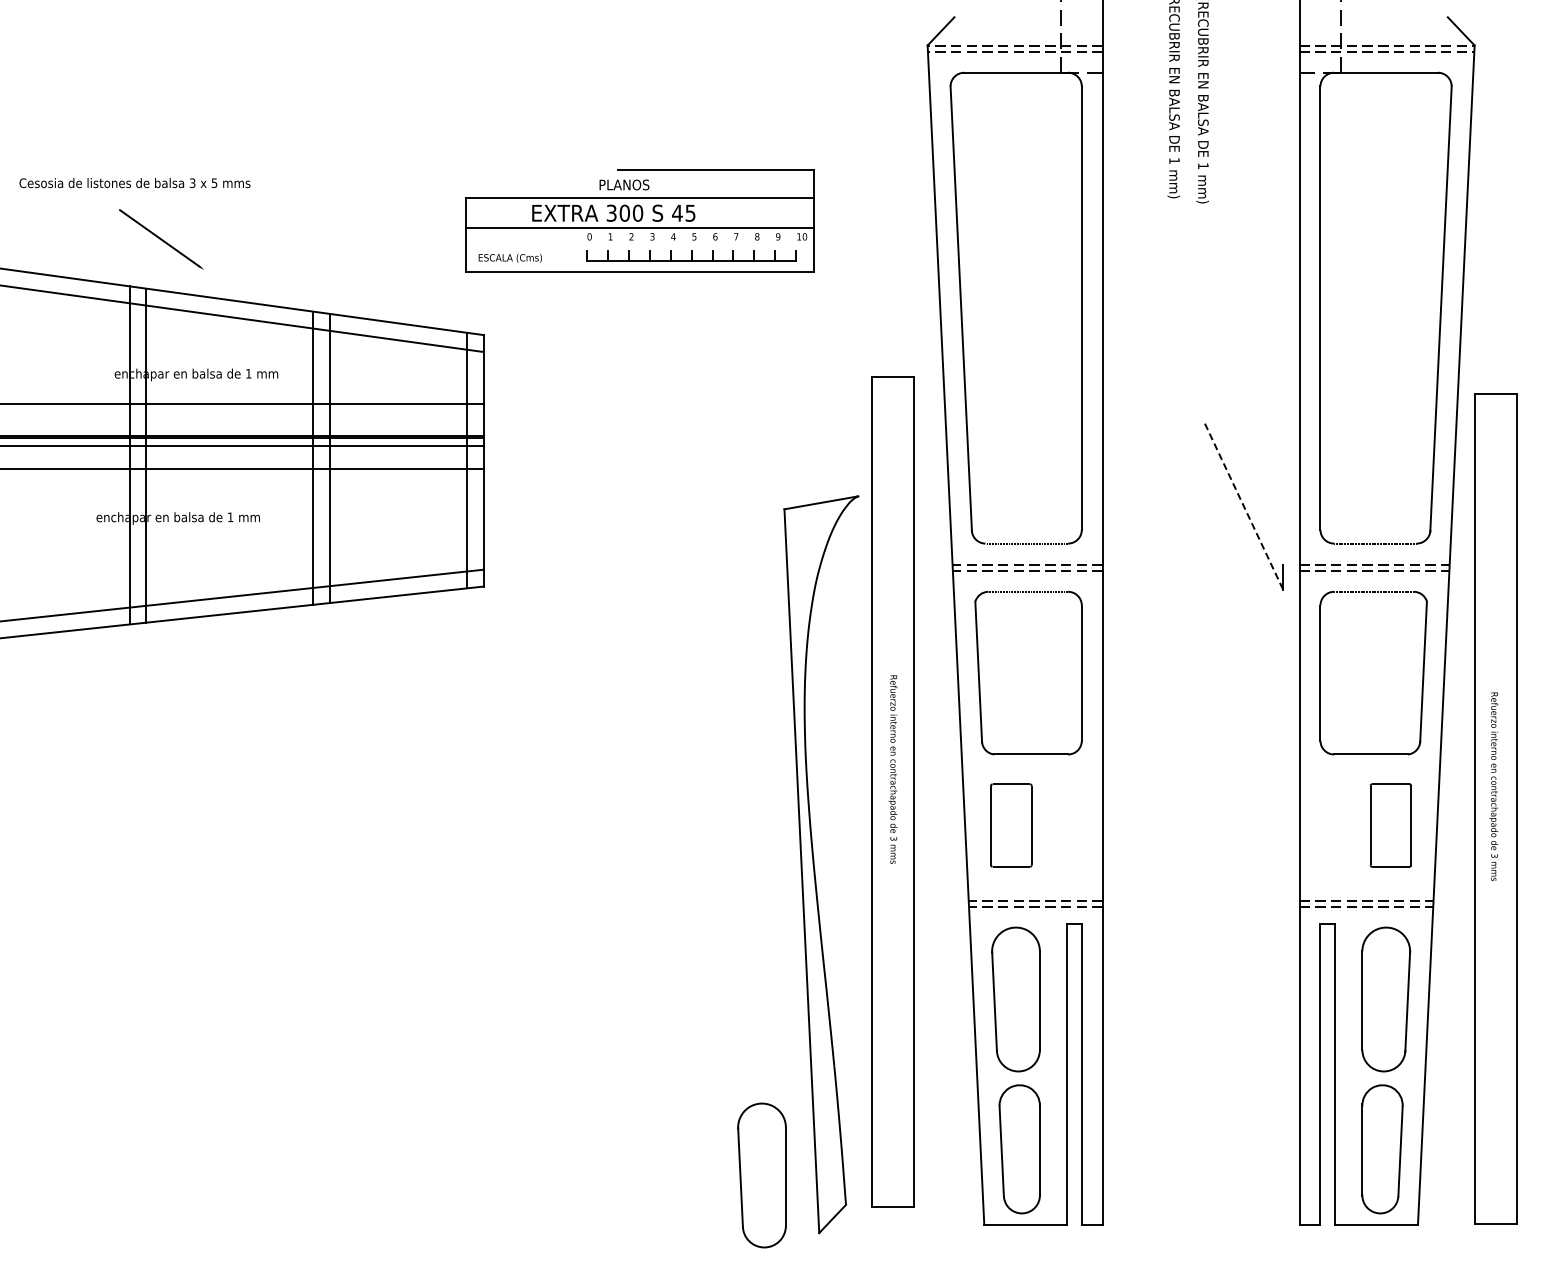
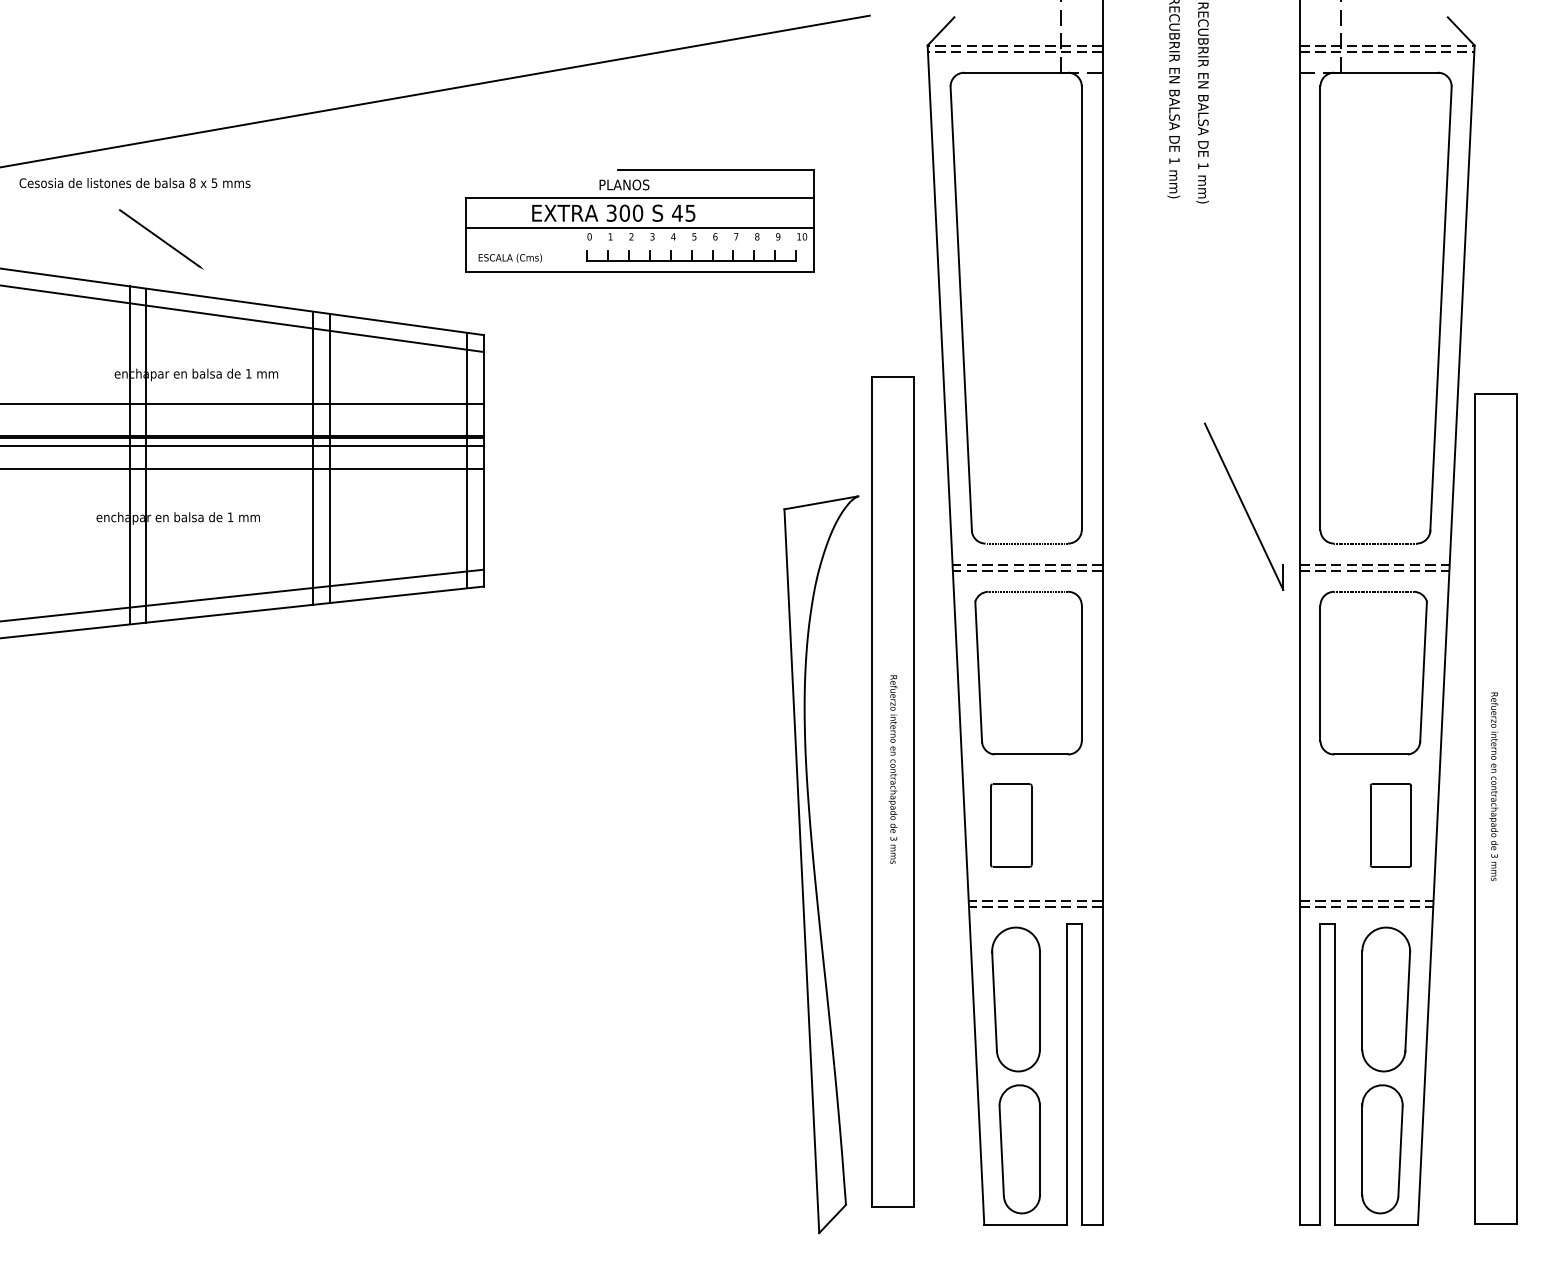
line: none -> present (435, 91)
text: 3 -> 8 (192, 183)
line: dashed -> solid (1244, 506)
part: present -> none (761, 1175)
